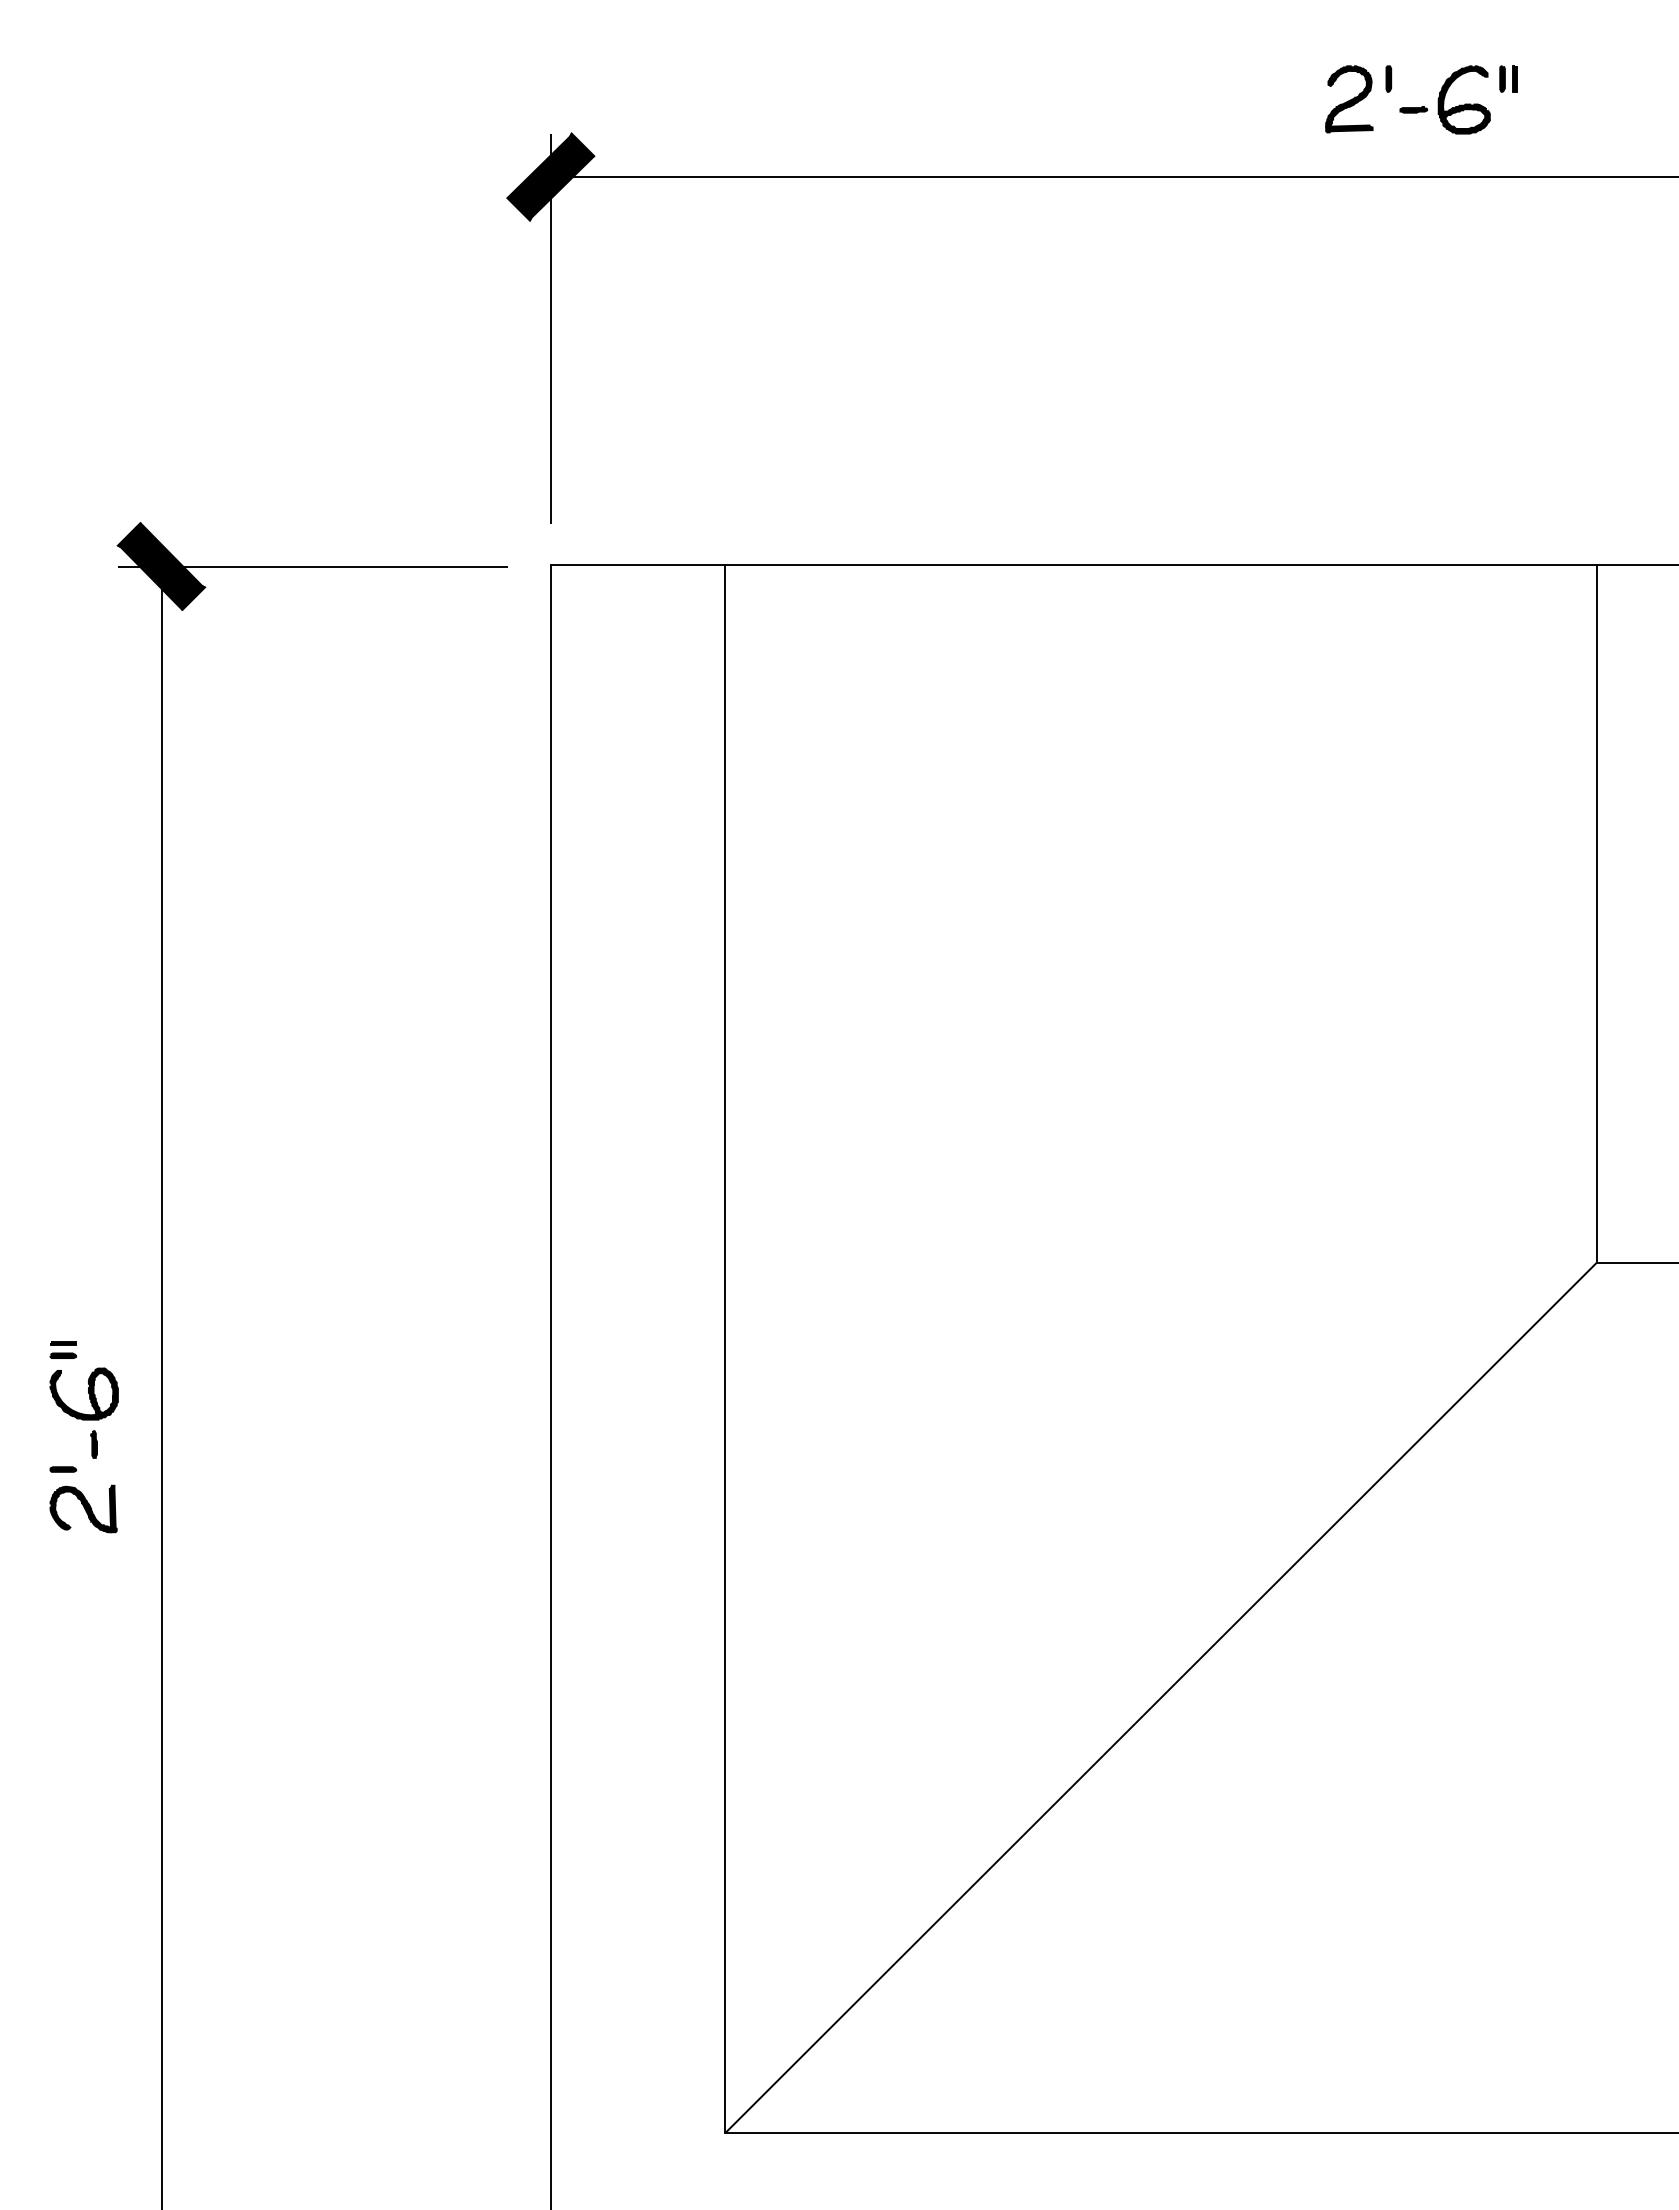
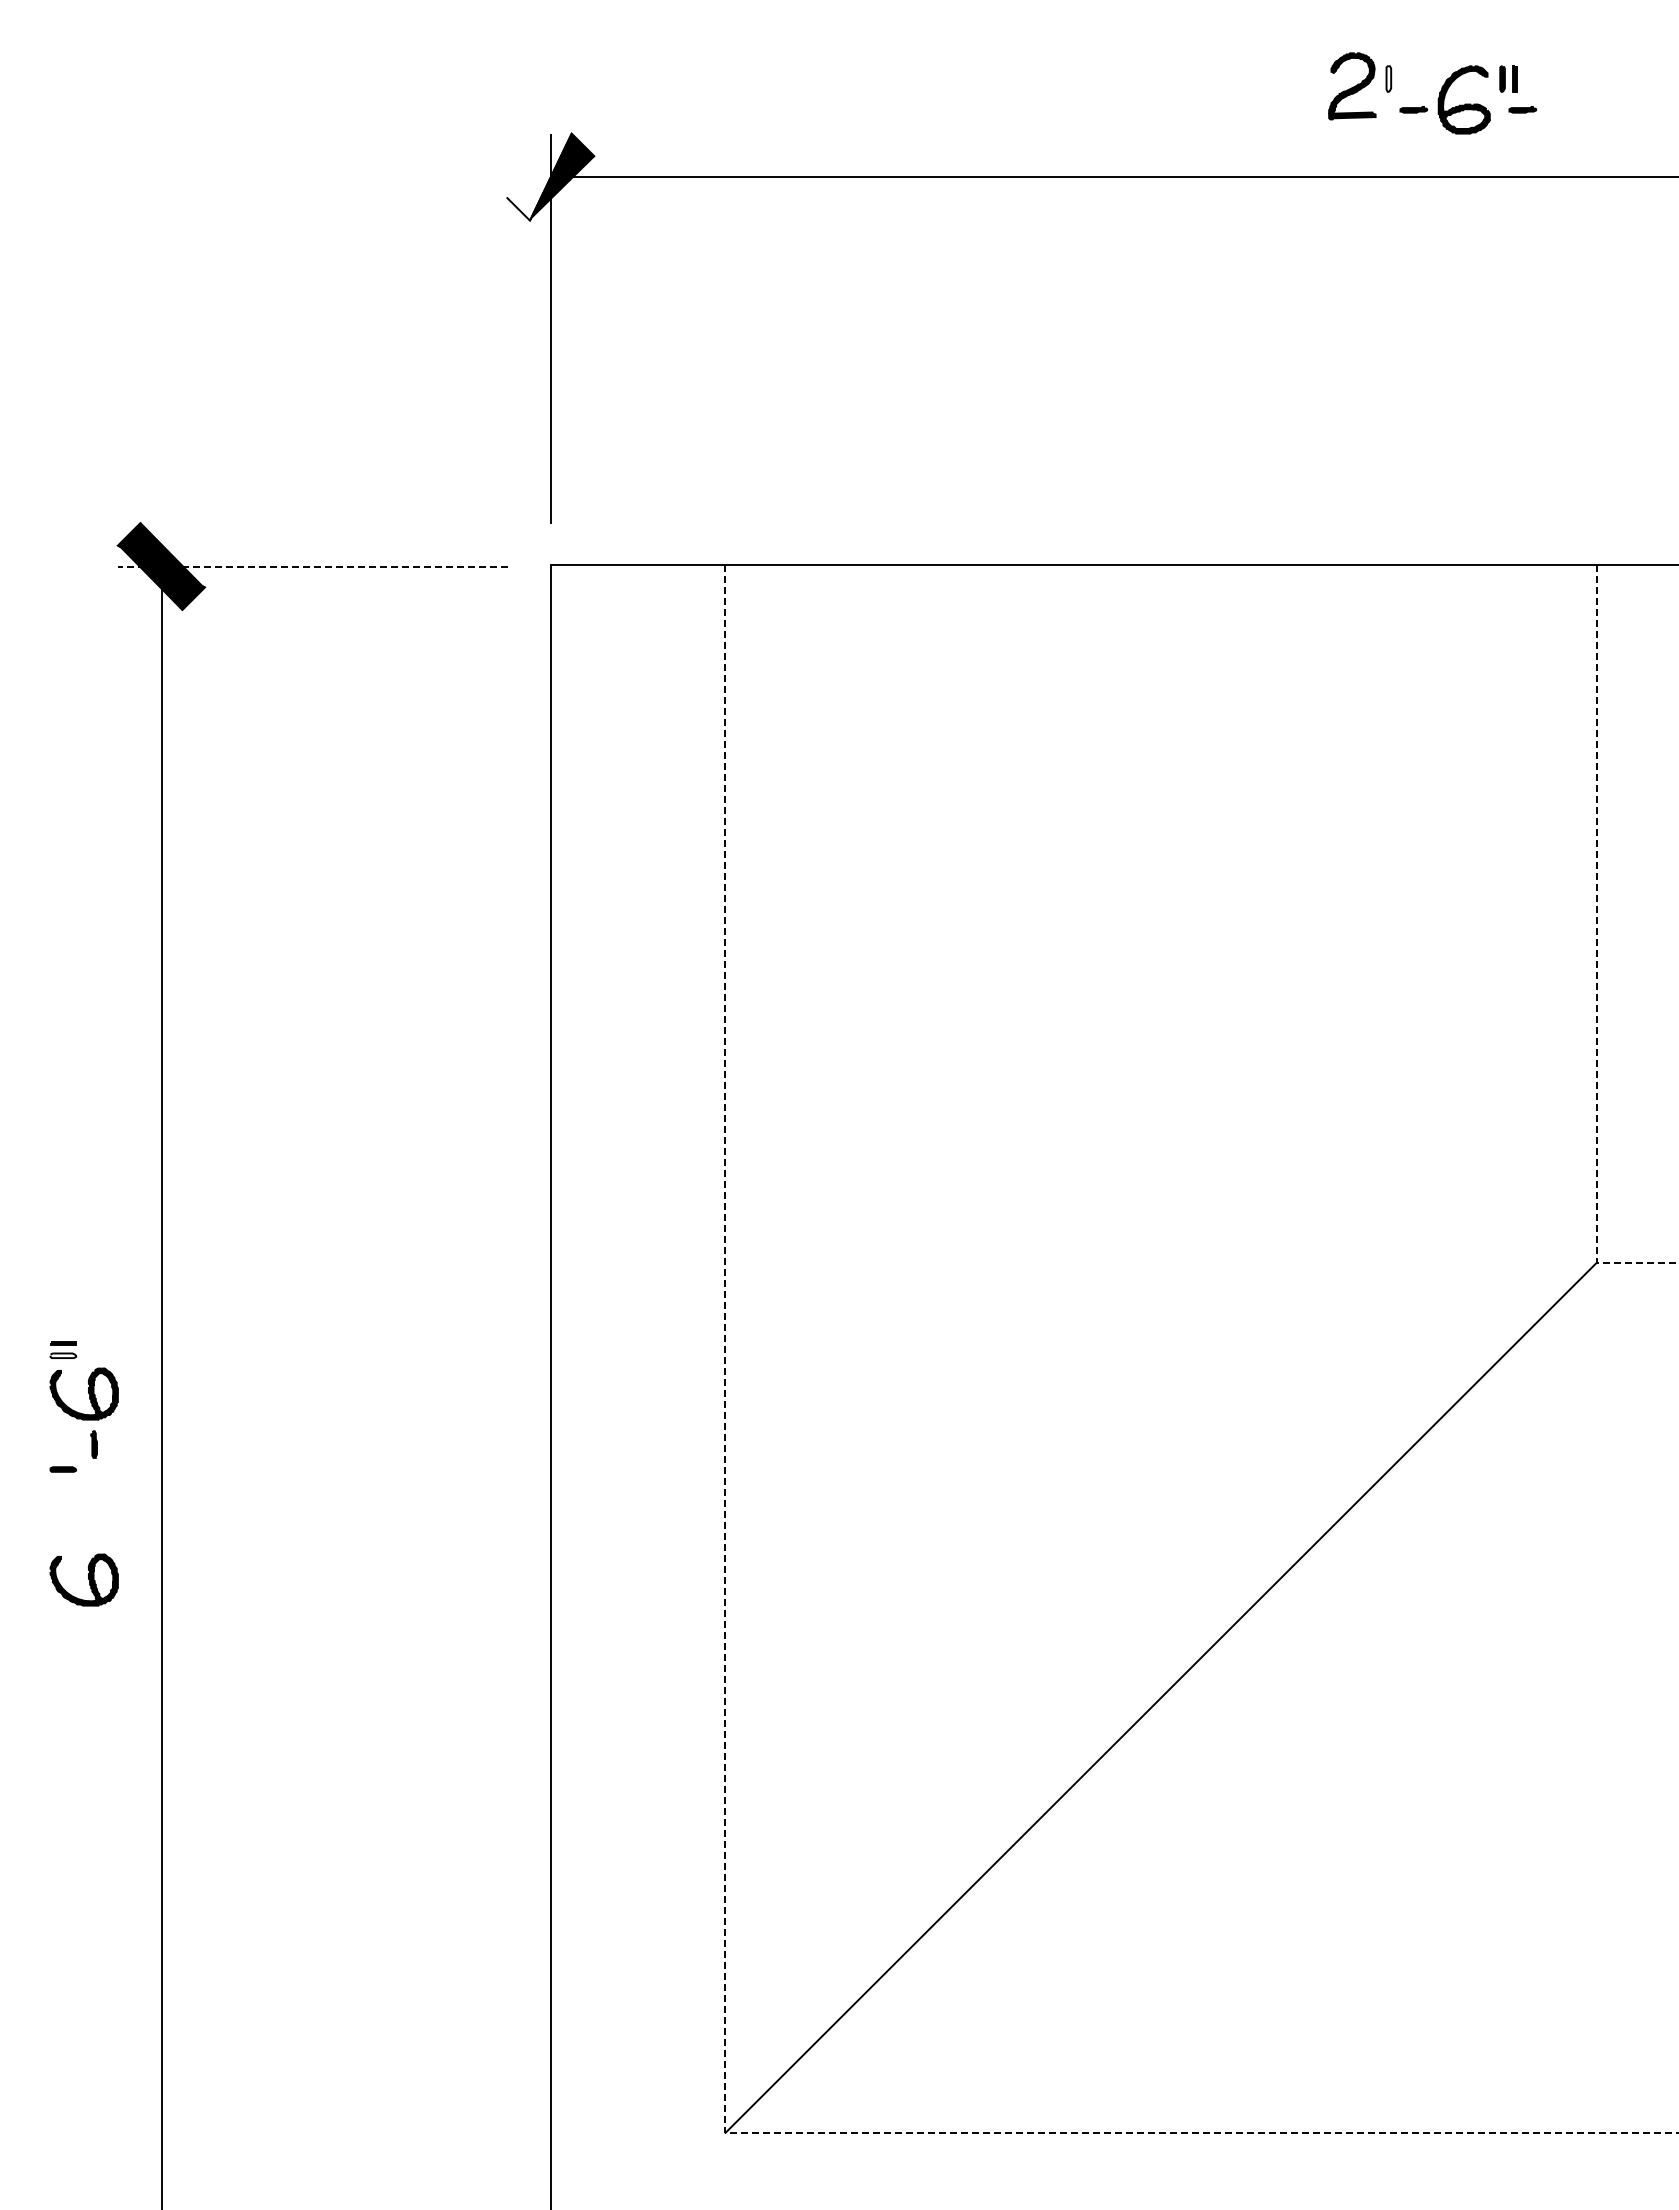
fill: present -> none (1388, 78)
part position: (1349, 99) -> (1352, 86) (1352, 86)
part: none -> present (1522, 109)
fill: present -> none (538, 176)
line: solid -> dashed (312, 566)
line: solid -> dashed (1596, 956)
fill: present -> none (63, 1355)
part: present -> none (83, 1508)
part: none -> present (83, 1579)
line: solid -> dashed (724, 1826)
